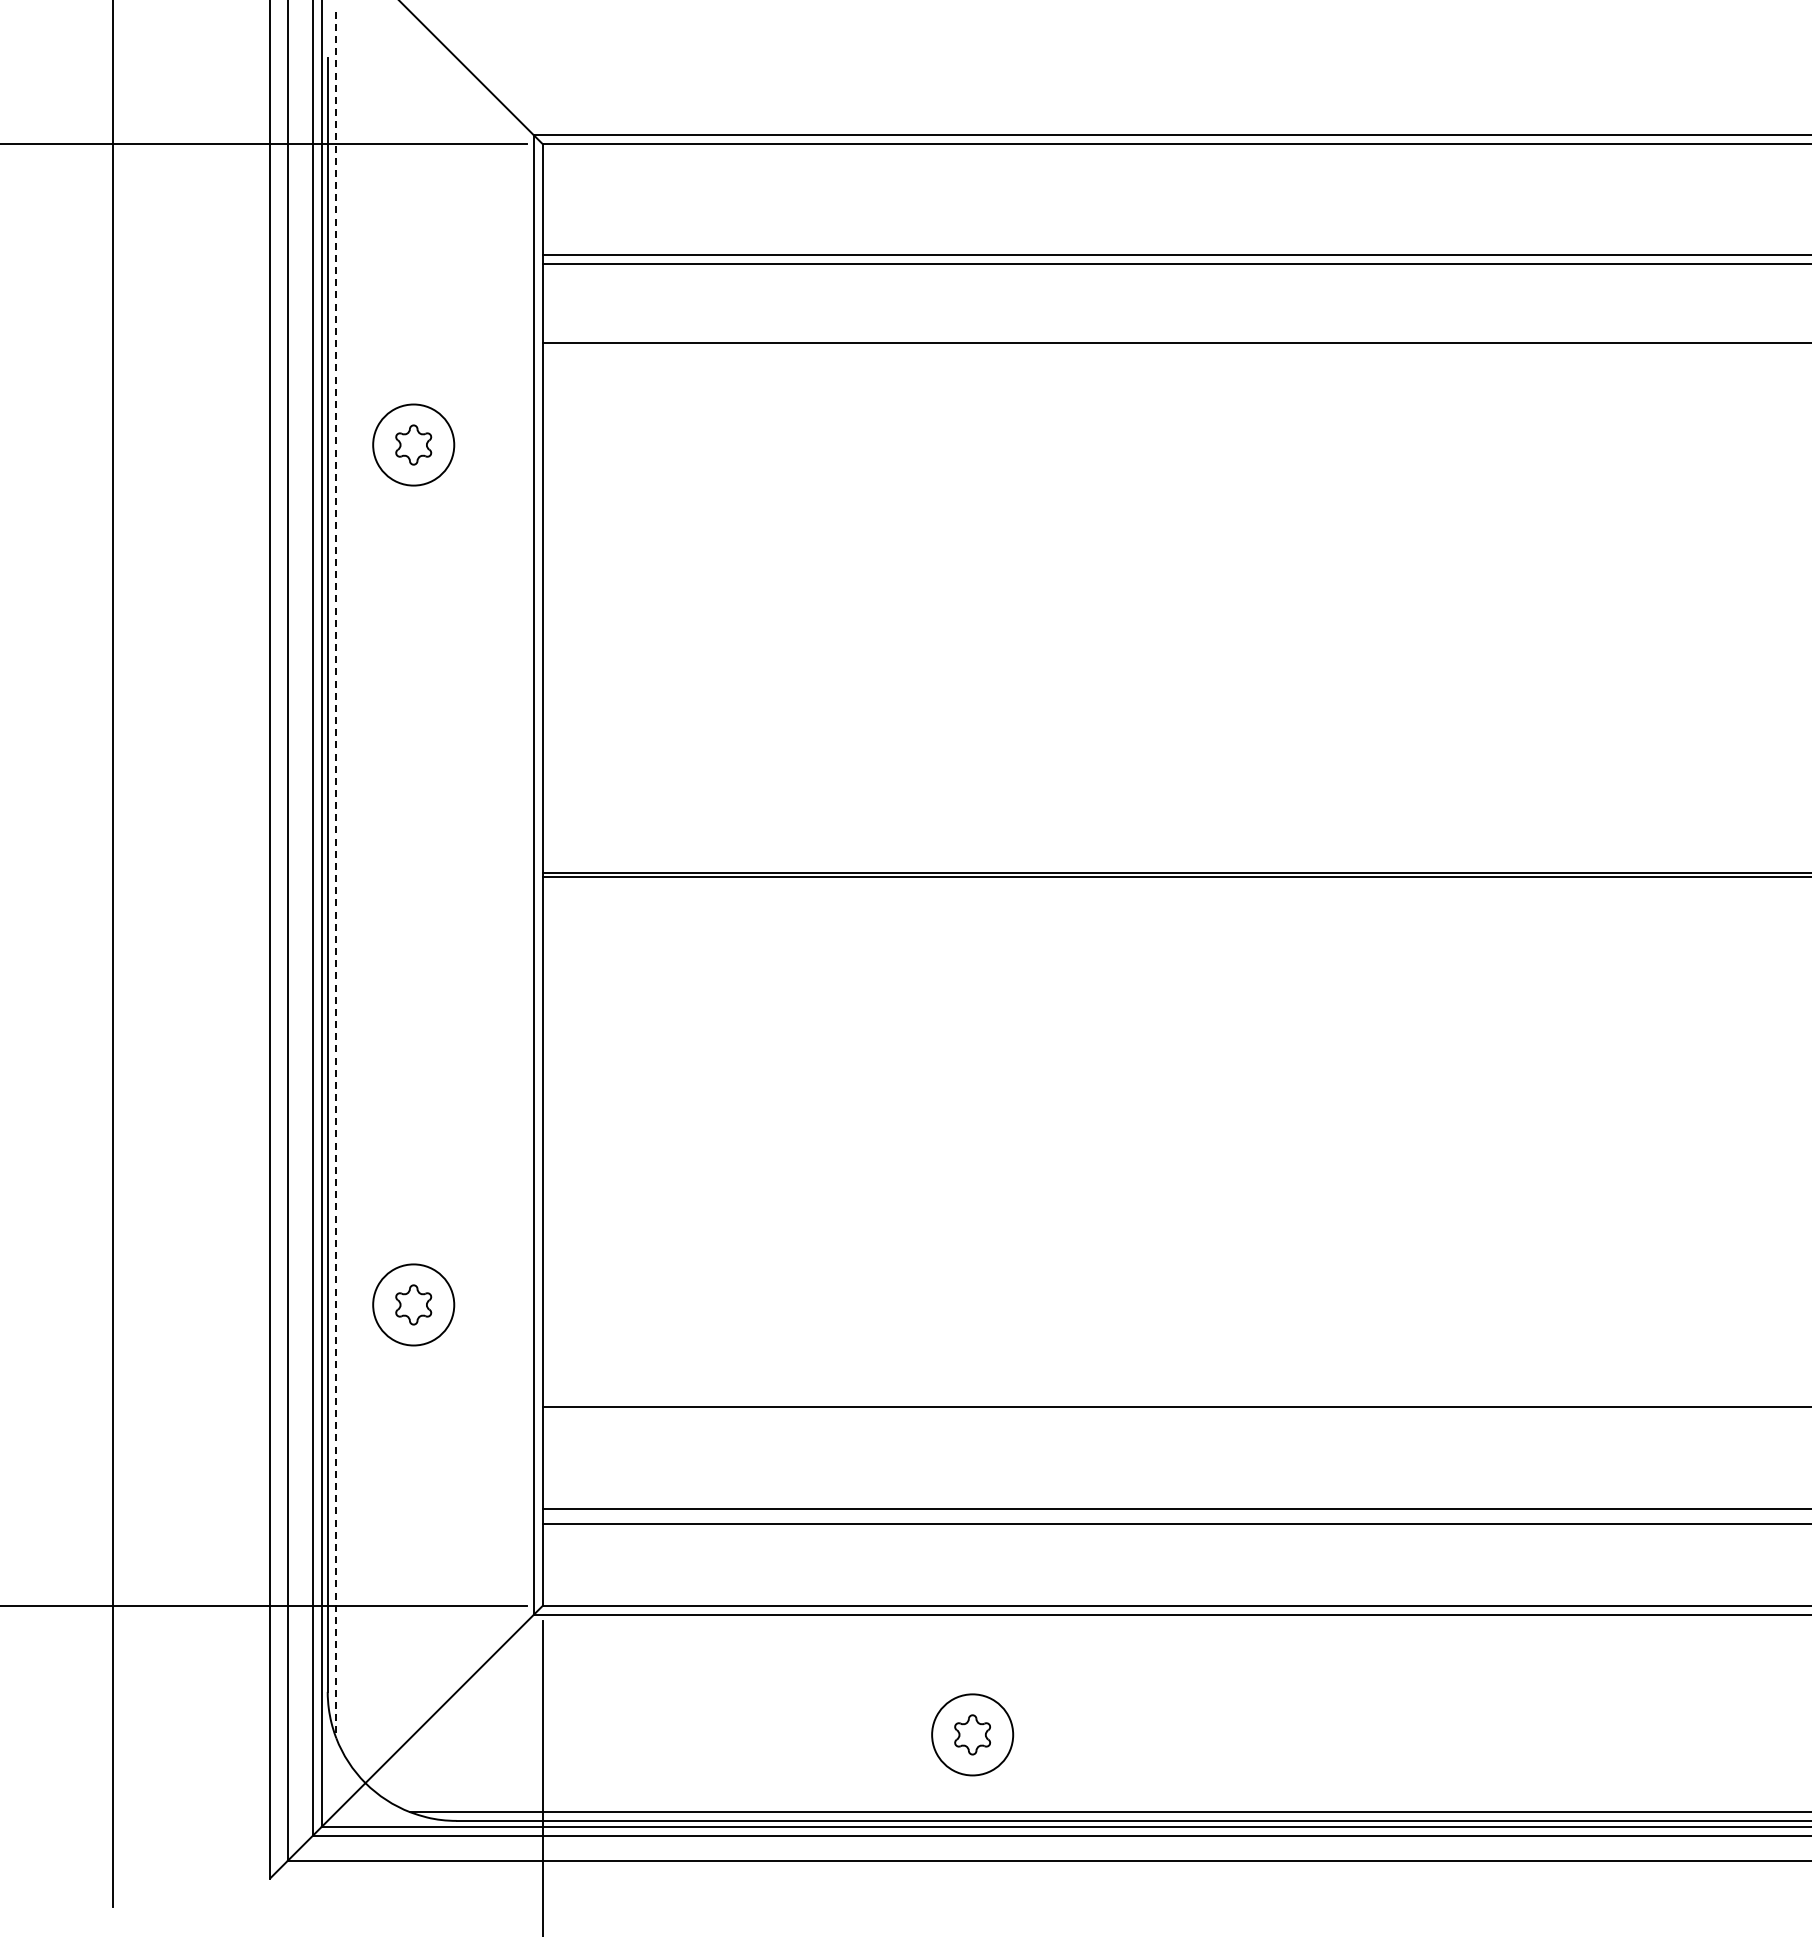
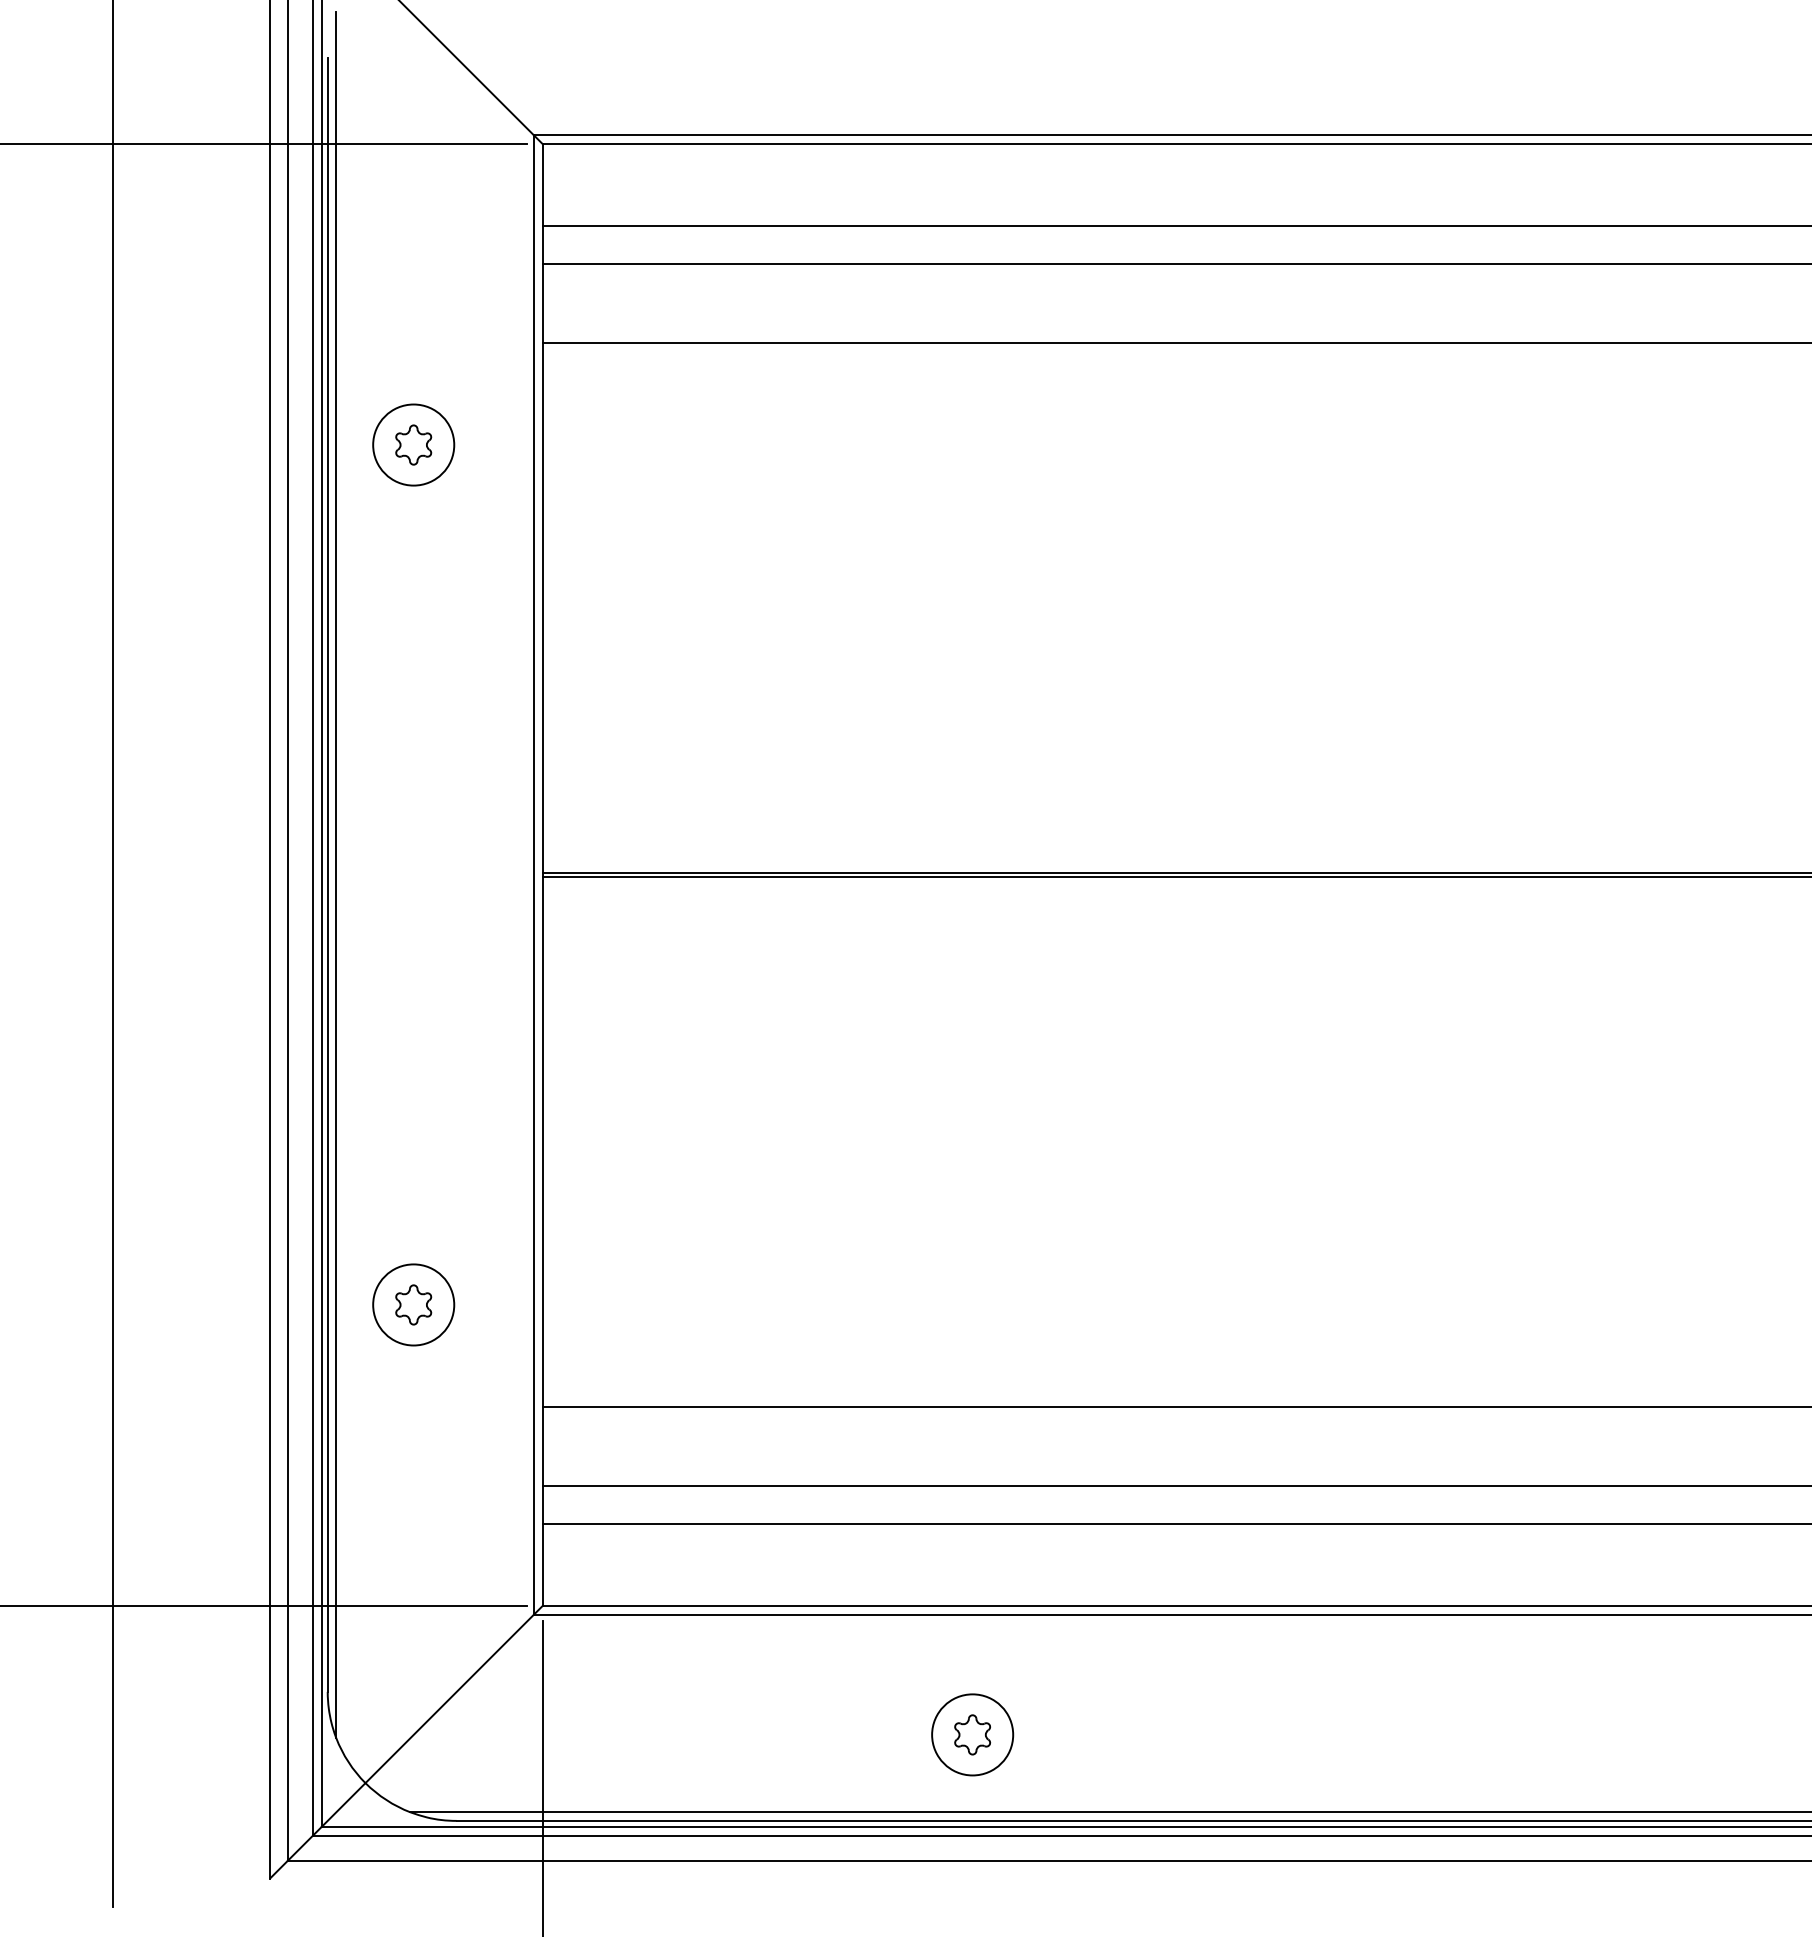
line position: (1175, 254) -> (1175, 225) (1175, 225)
line: dashed -> solid (336, 875)
line position: (1175, 1508) -> (1175, 1485) (1175, 1485)
